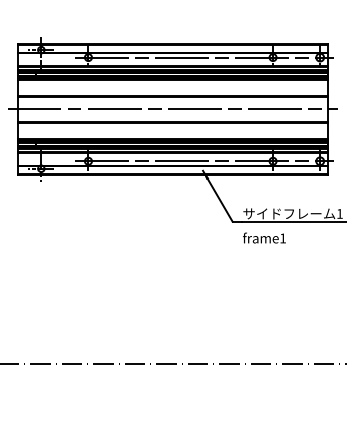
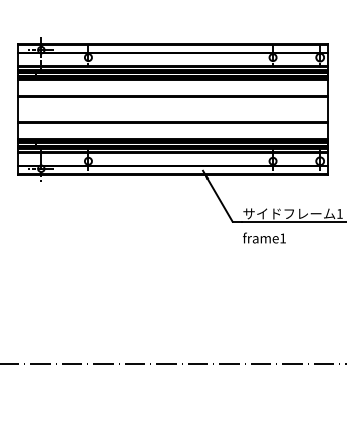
line: present -> none (204, 57)
line: present -> none (172, 109)
line: present -> none (204, 161)
